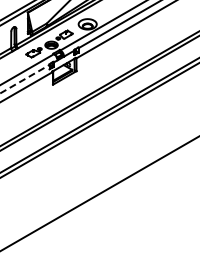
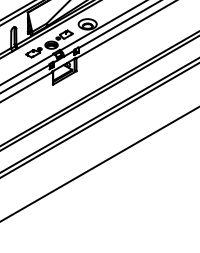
line: dashed -> solid (25, 78)
line position: (99, 193) -> (99, 164) (99, 164)
